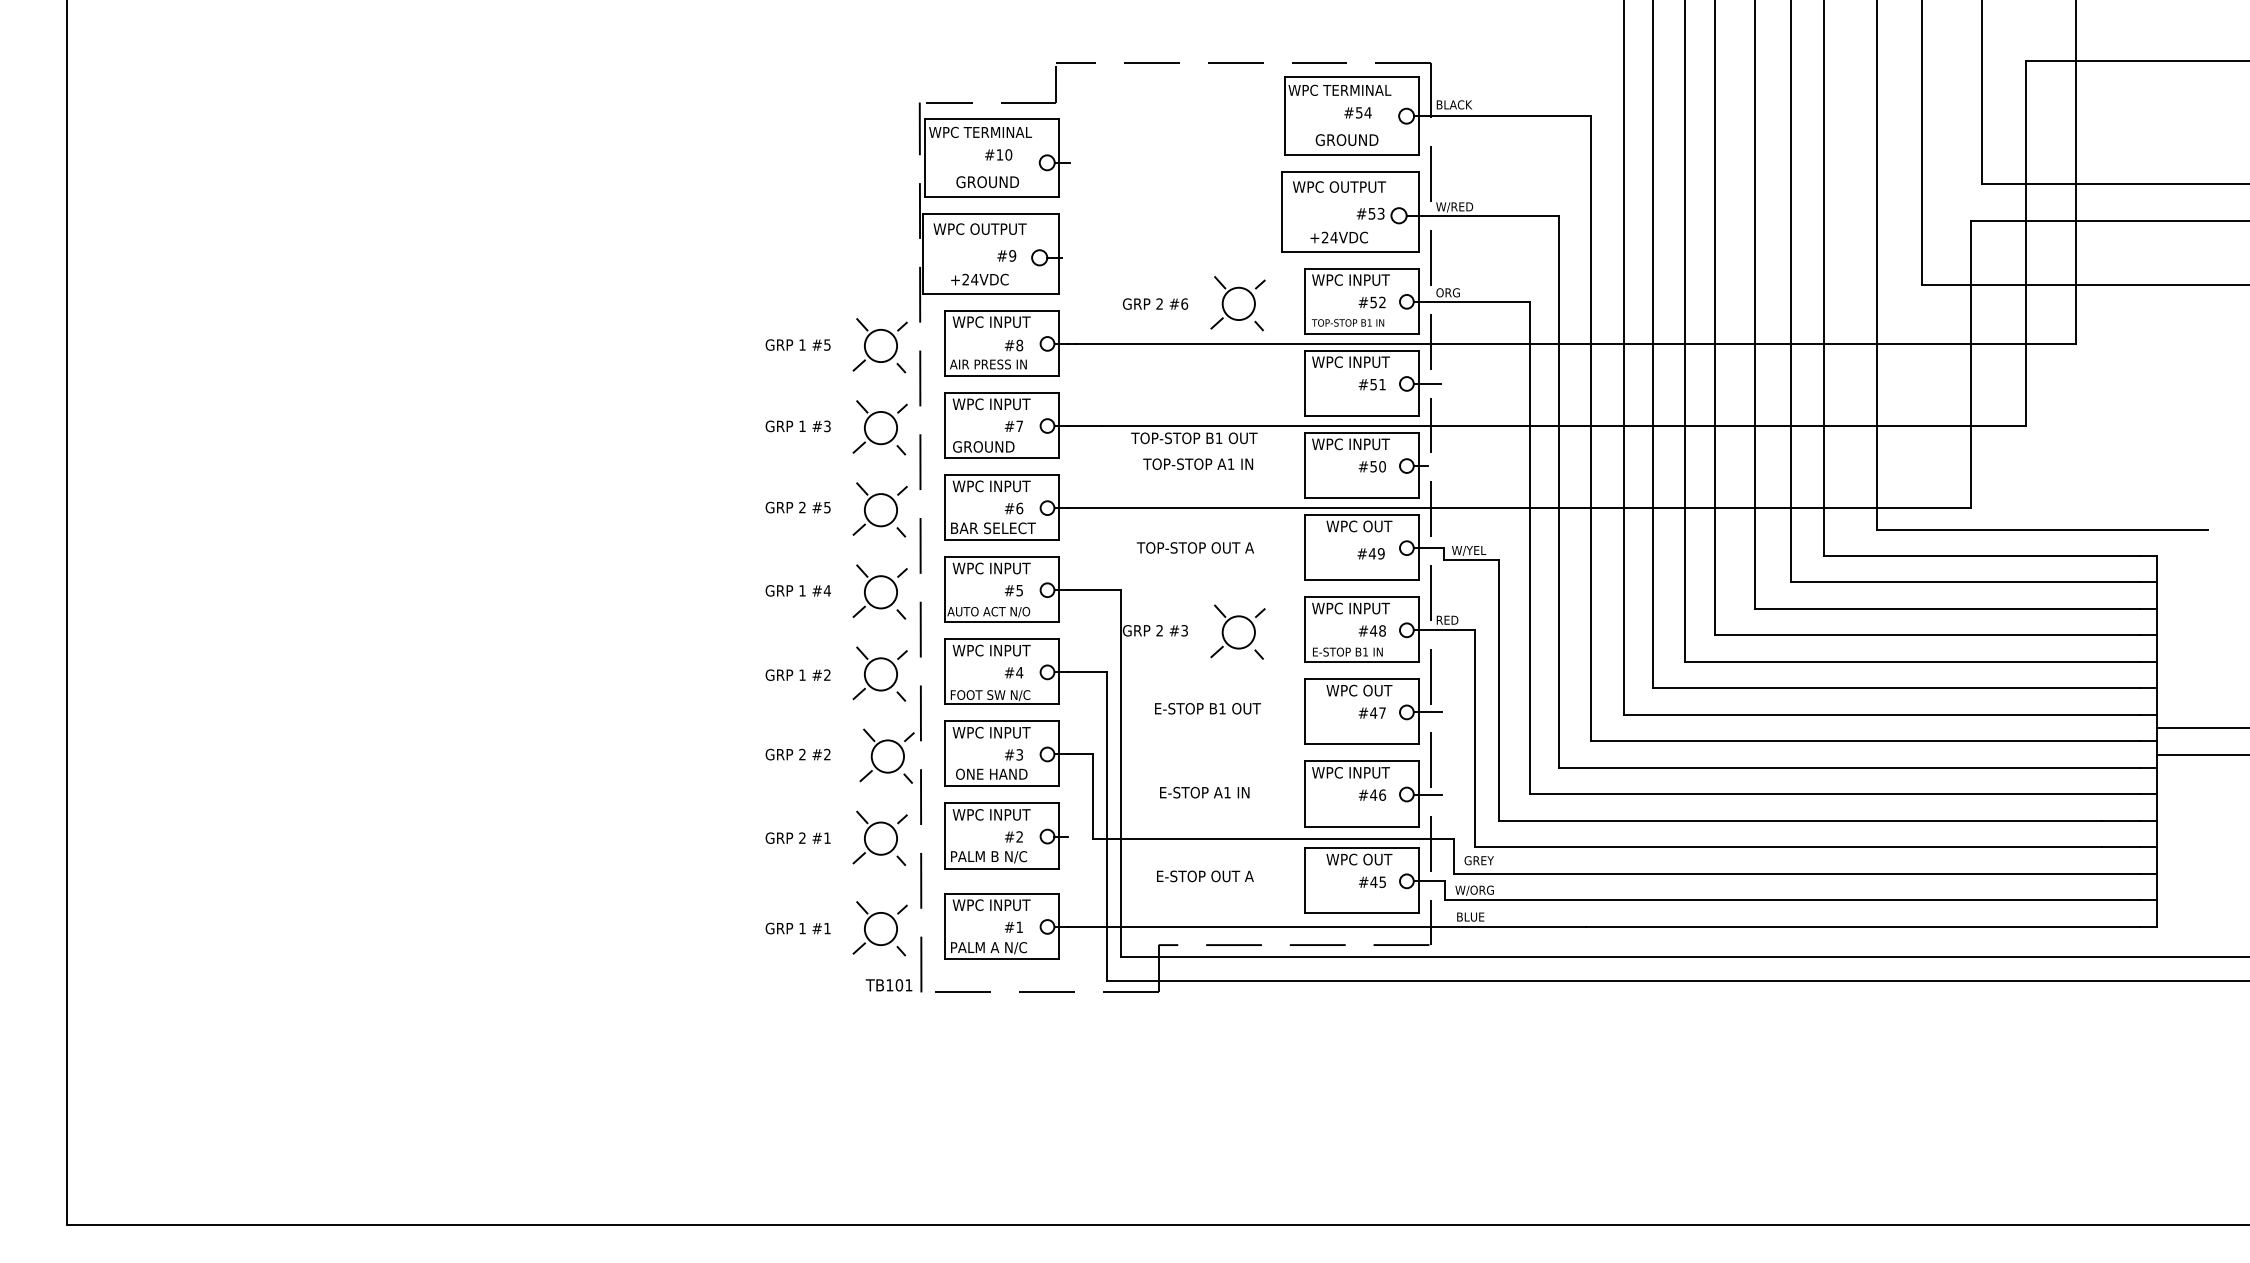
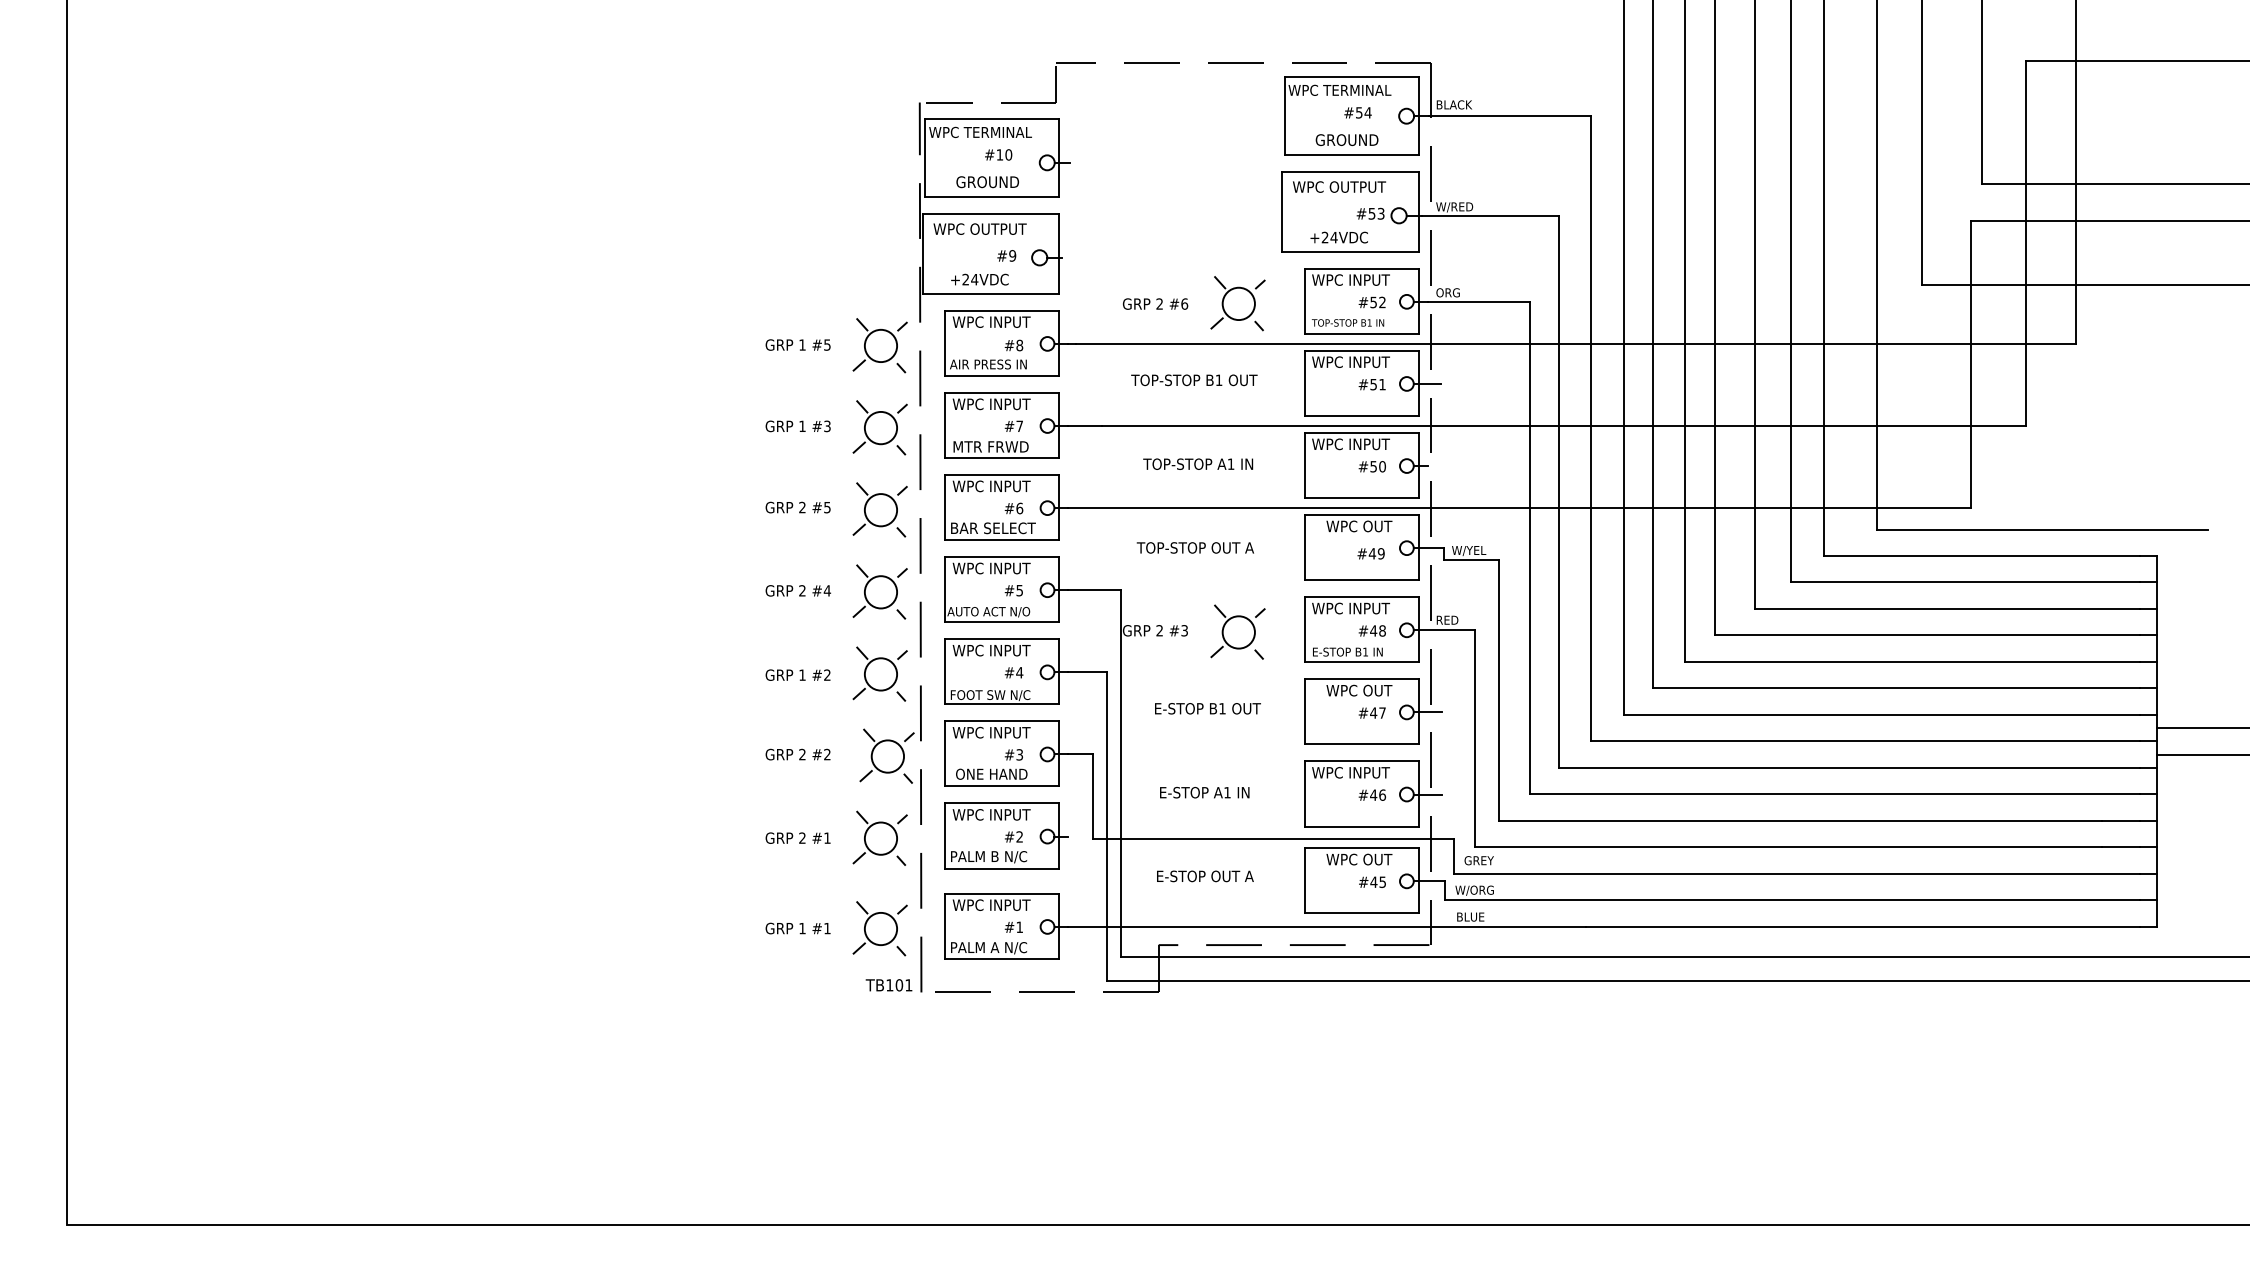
text position: (1194, 438) -> (1194, 380) (1194, 380)
text: GROUND -> MTR FRWD (990, 446)
text: 1 -> 2 (802, 590)
